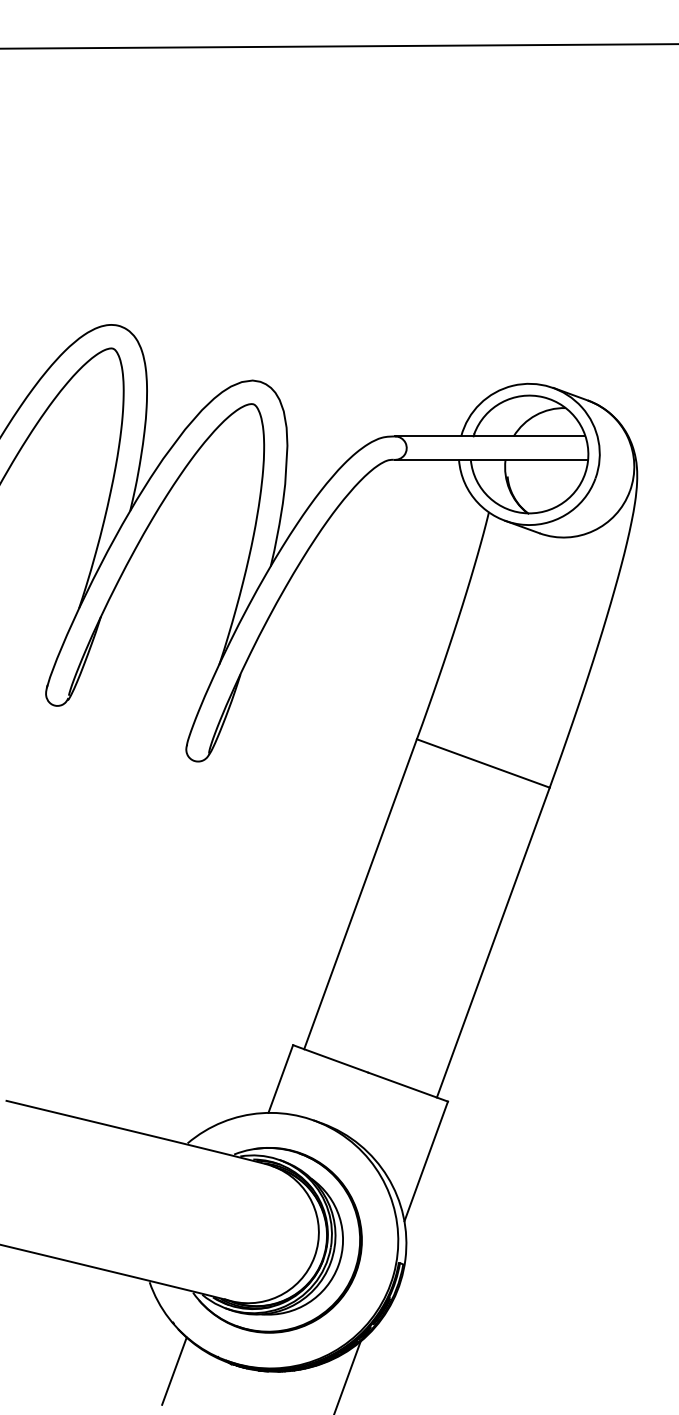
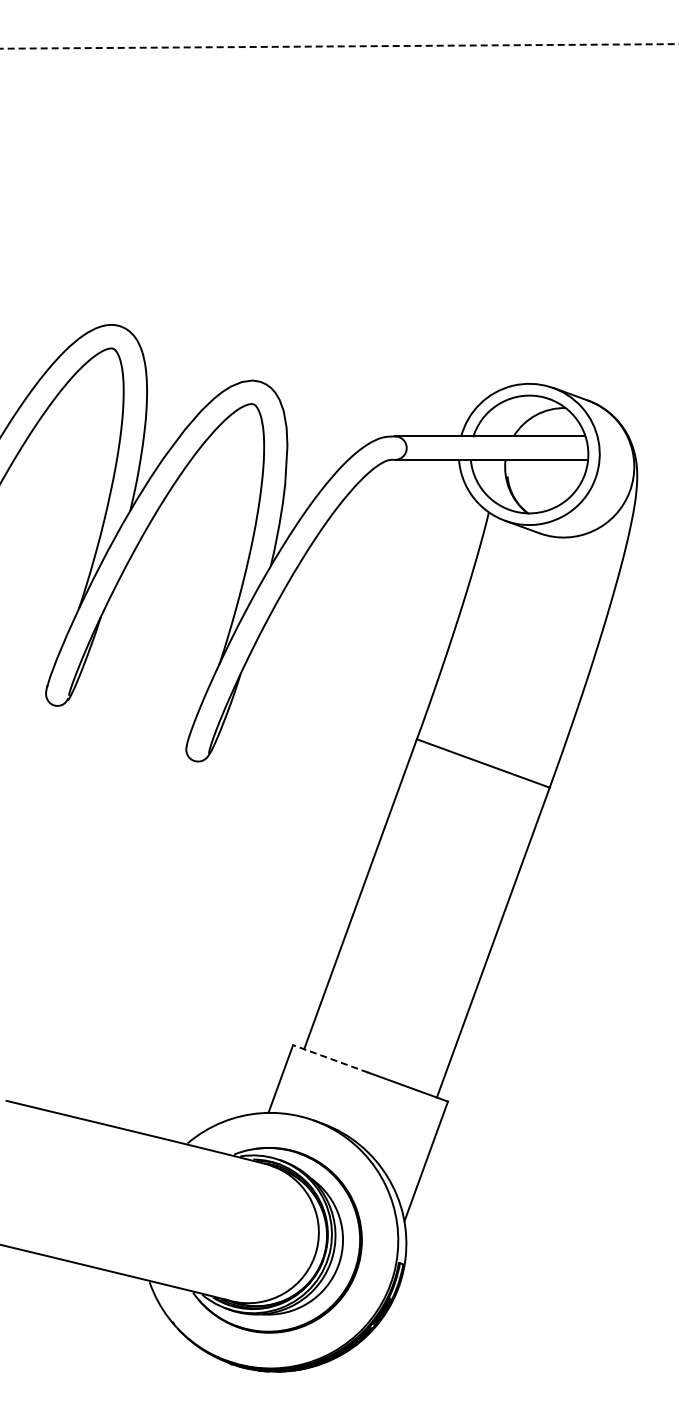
line: solid -> dashed (339, 46)
line: solid -> dashed (330, 1058)
line: present -> none (174, 1370)
line: present -> none (347, 1376)
